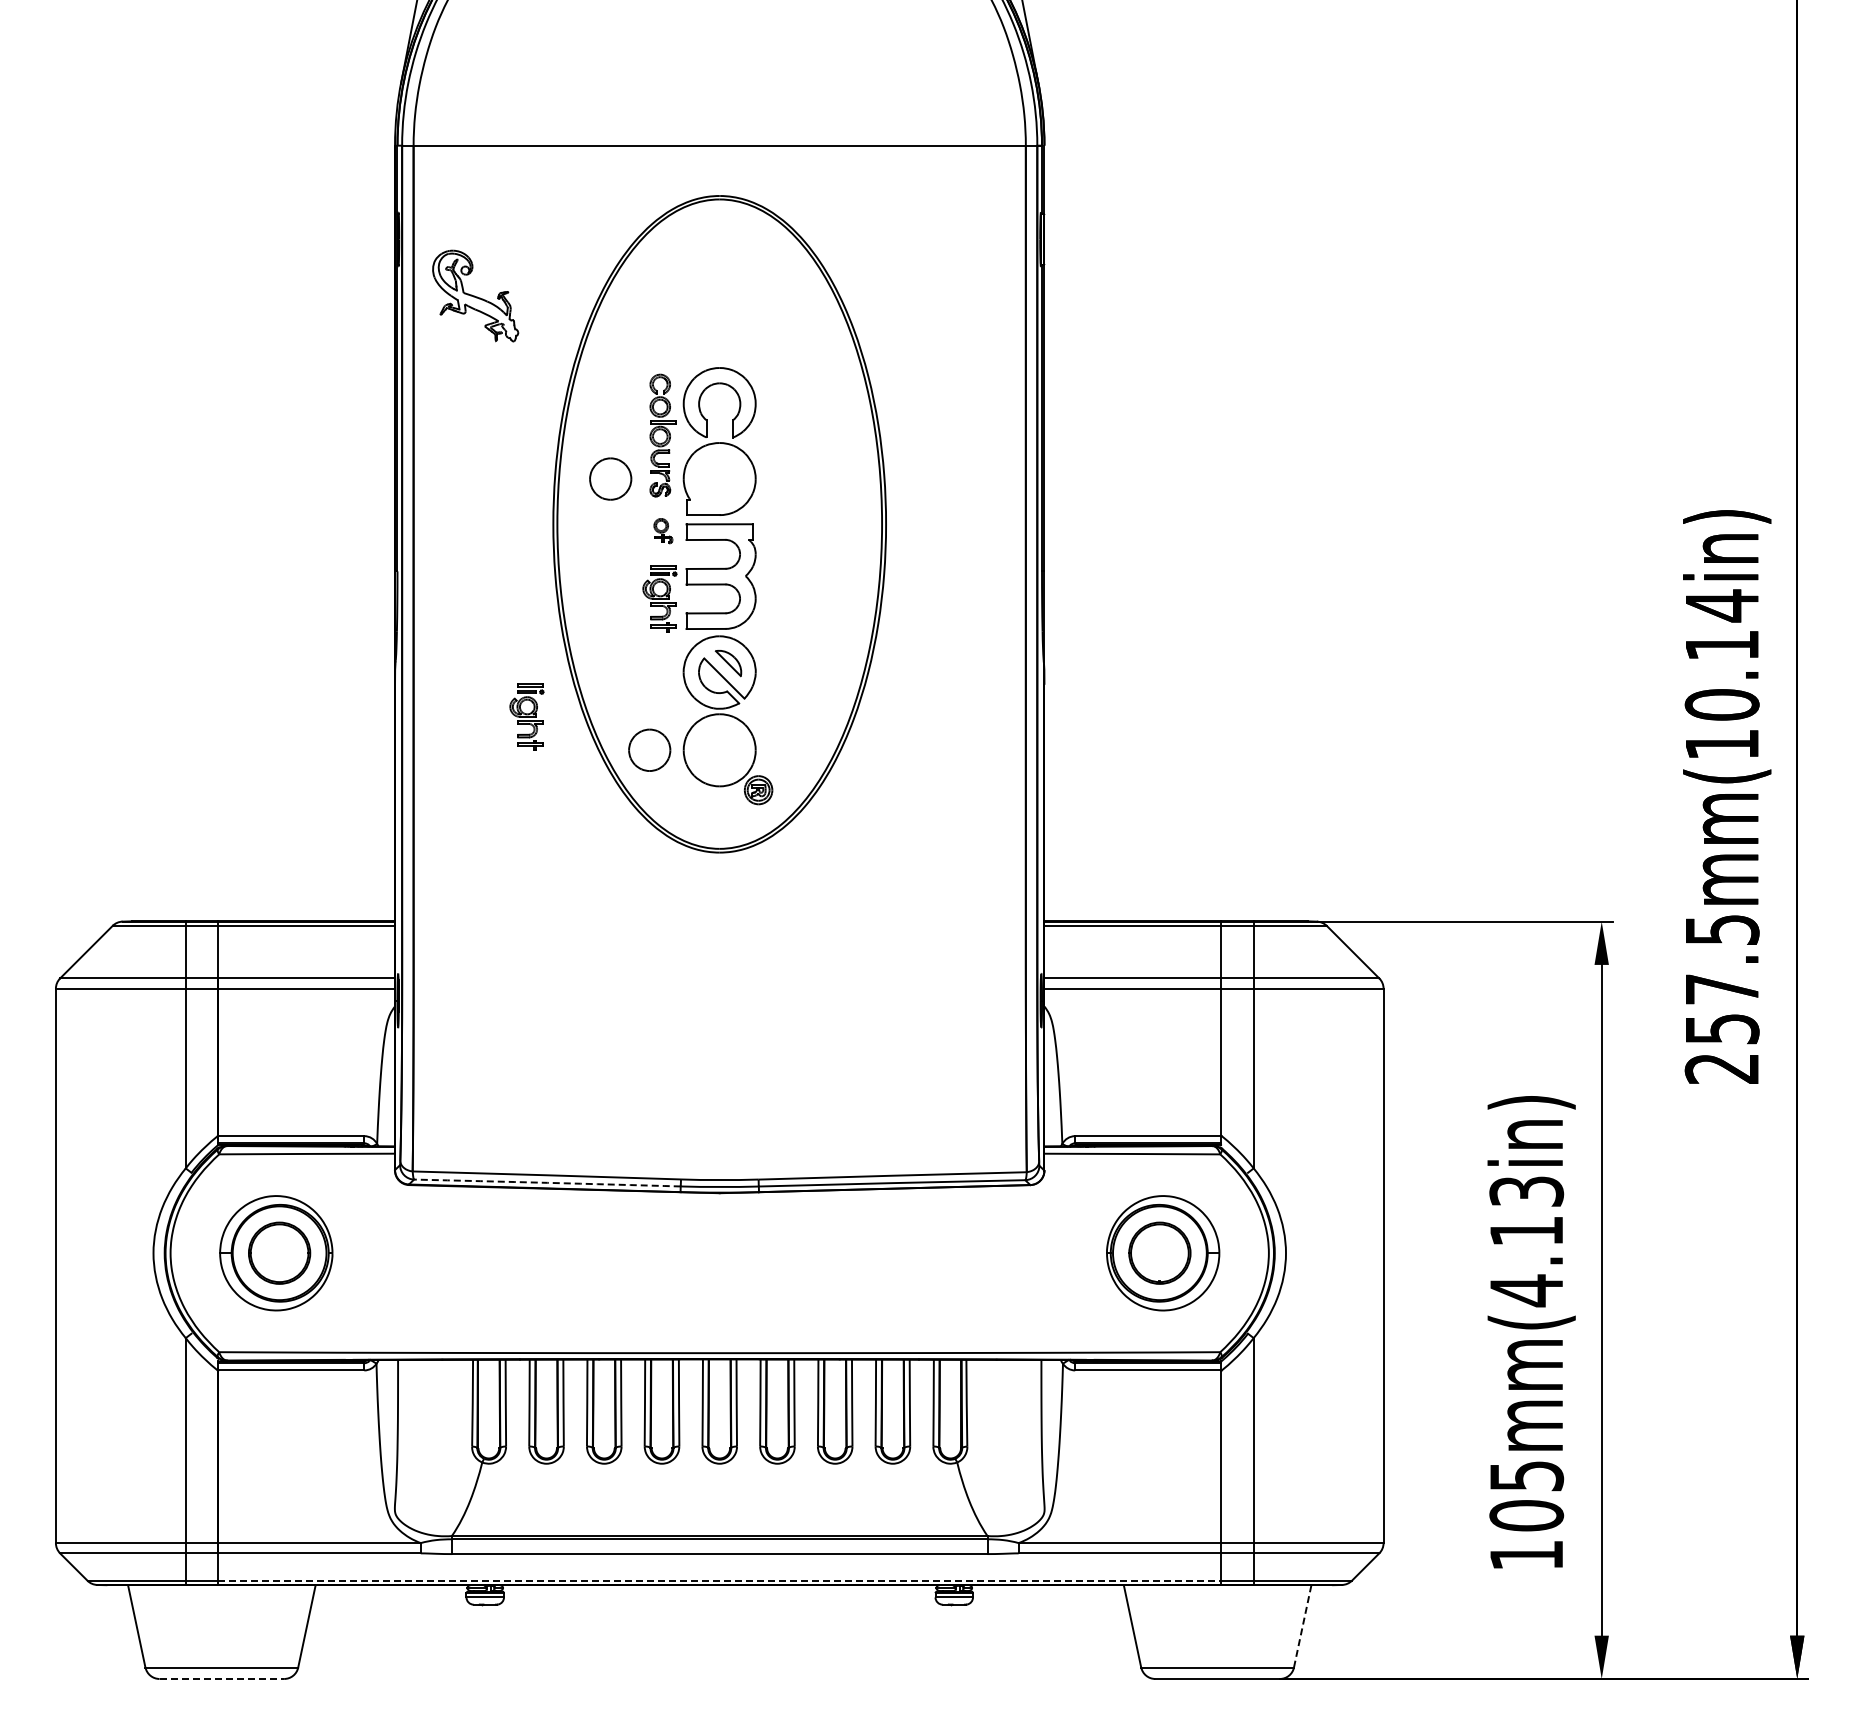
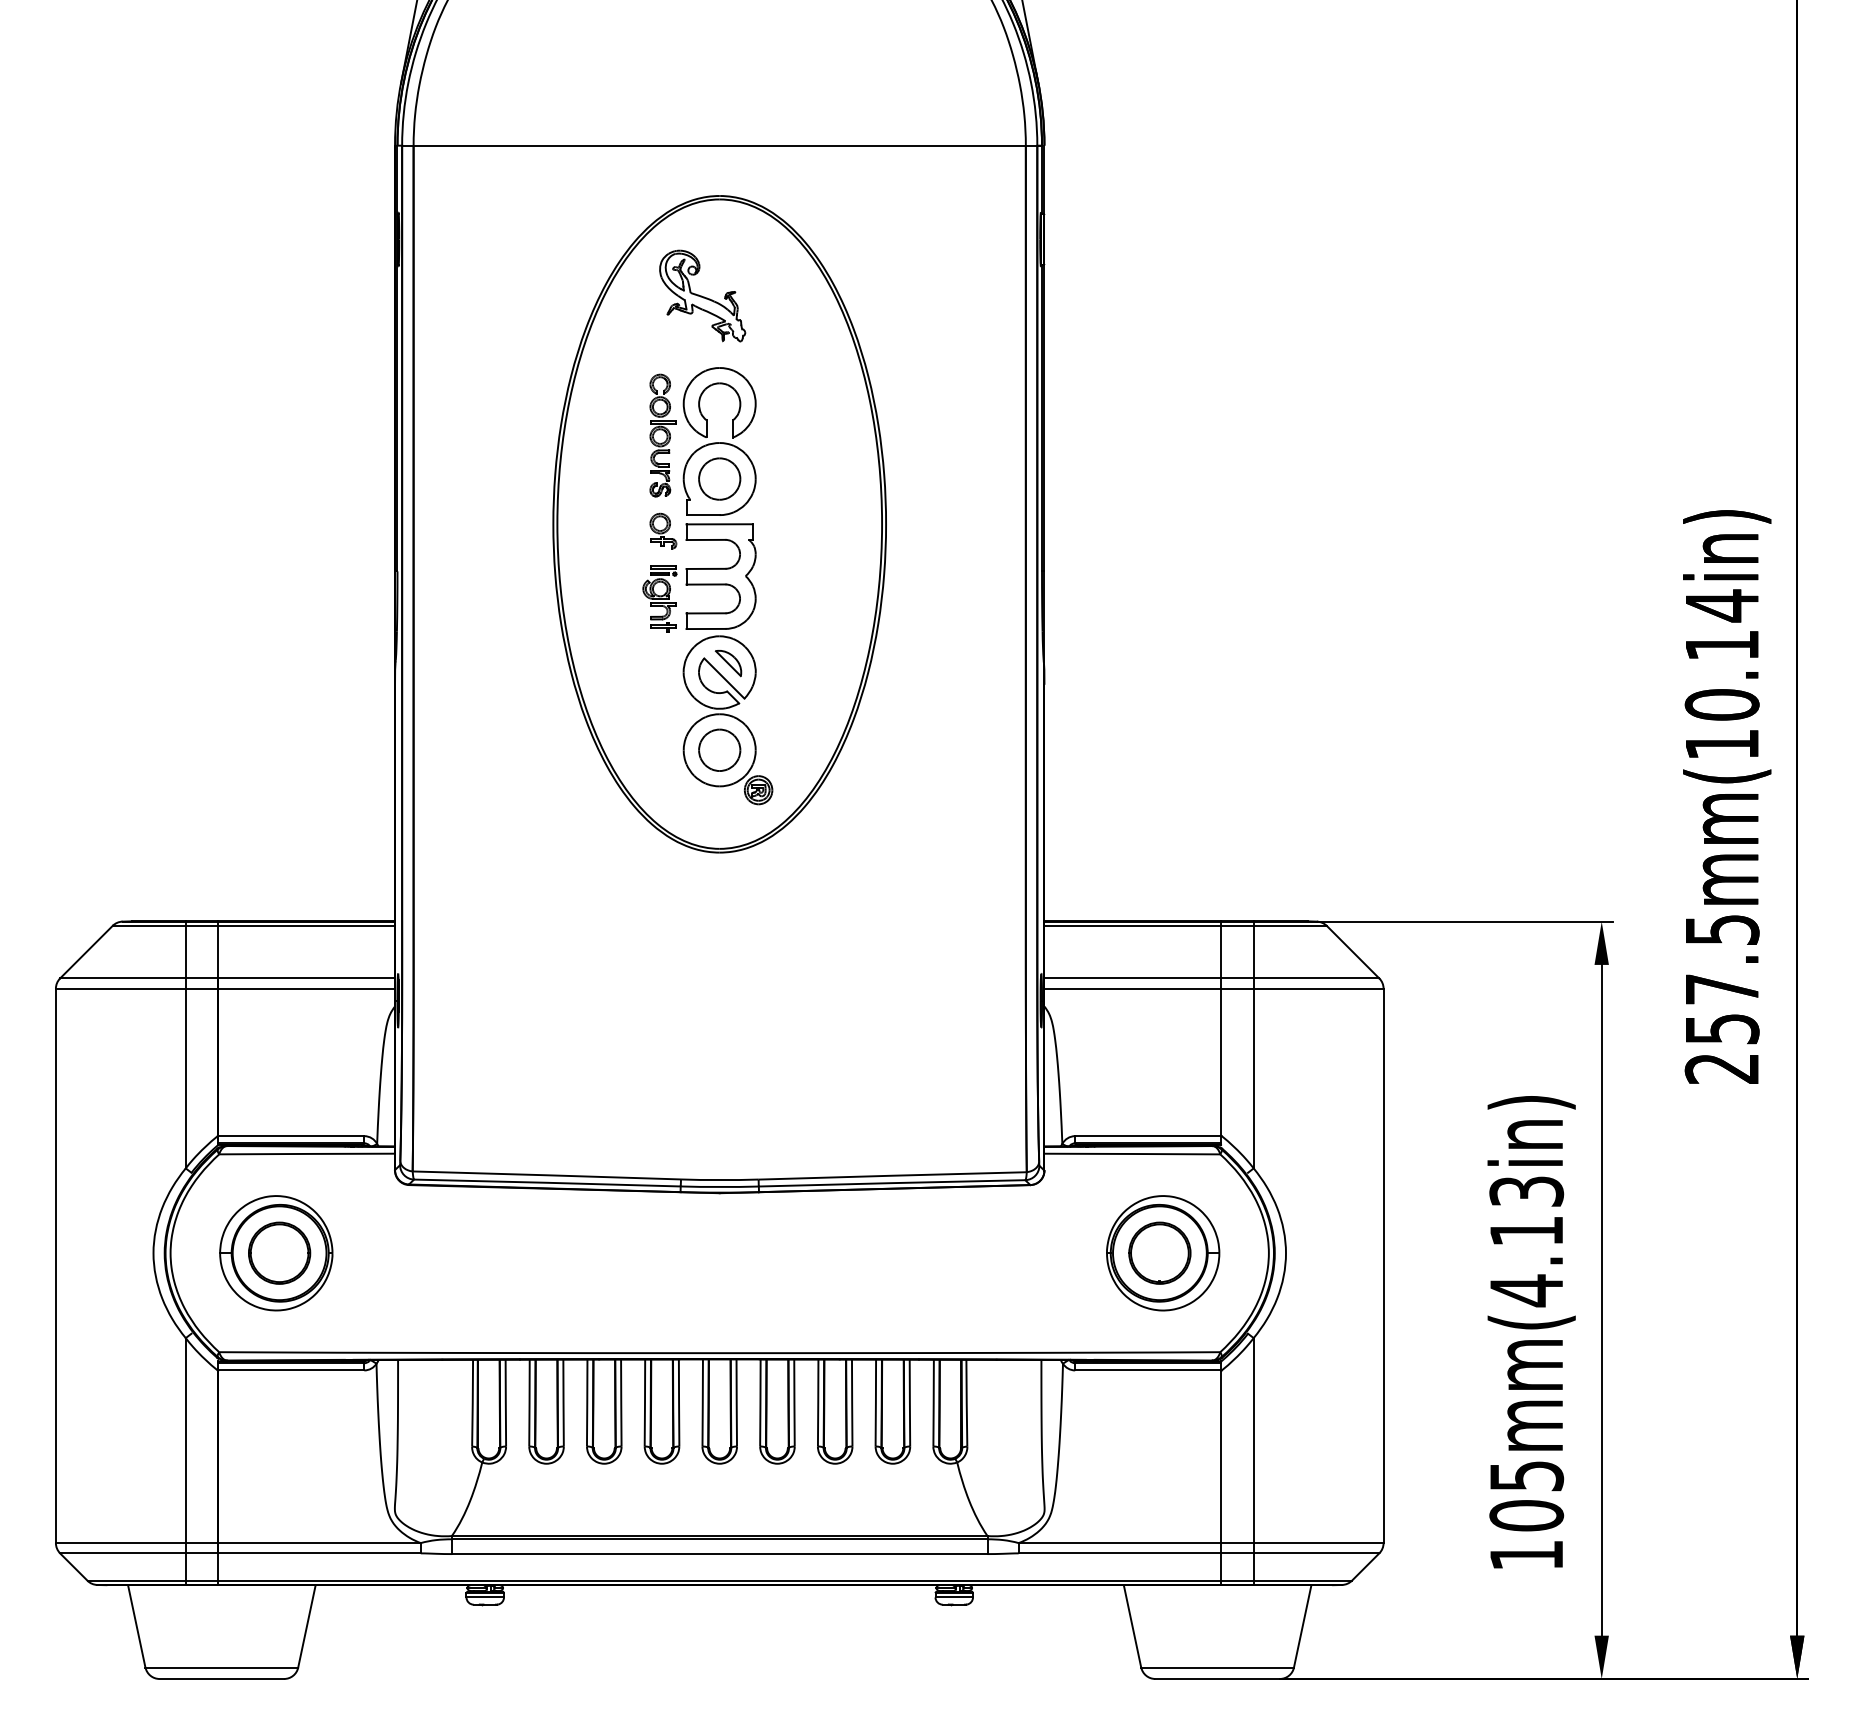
part position: (475, 295) -> (702, 295) (702, 295)
part position: (610, 478) -> (719, 478) (719, 478)
part size: 21x27 px -> 29x38 px (663, 530)
part: present -> none (526, 716)
part position: (649, 749) -> (719, 749) (719, 749)
arc: dashed -> solid (547, 1182)
line: dashed -> solid (720, 1580)
line: dashed -> solid (1302, 1625)
line: dashed -> solid (222, 1678)
